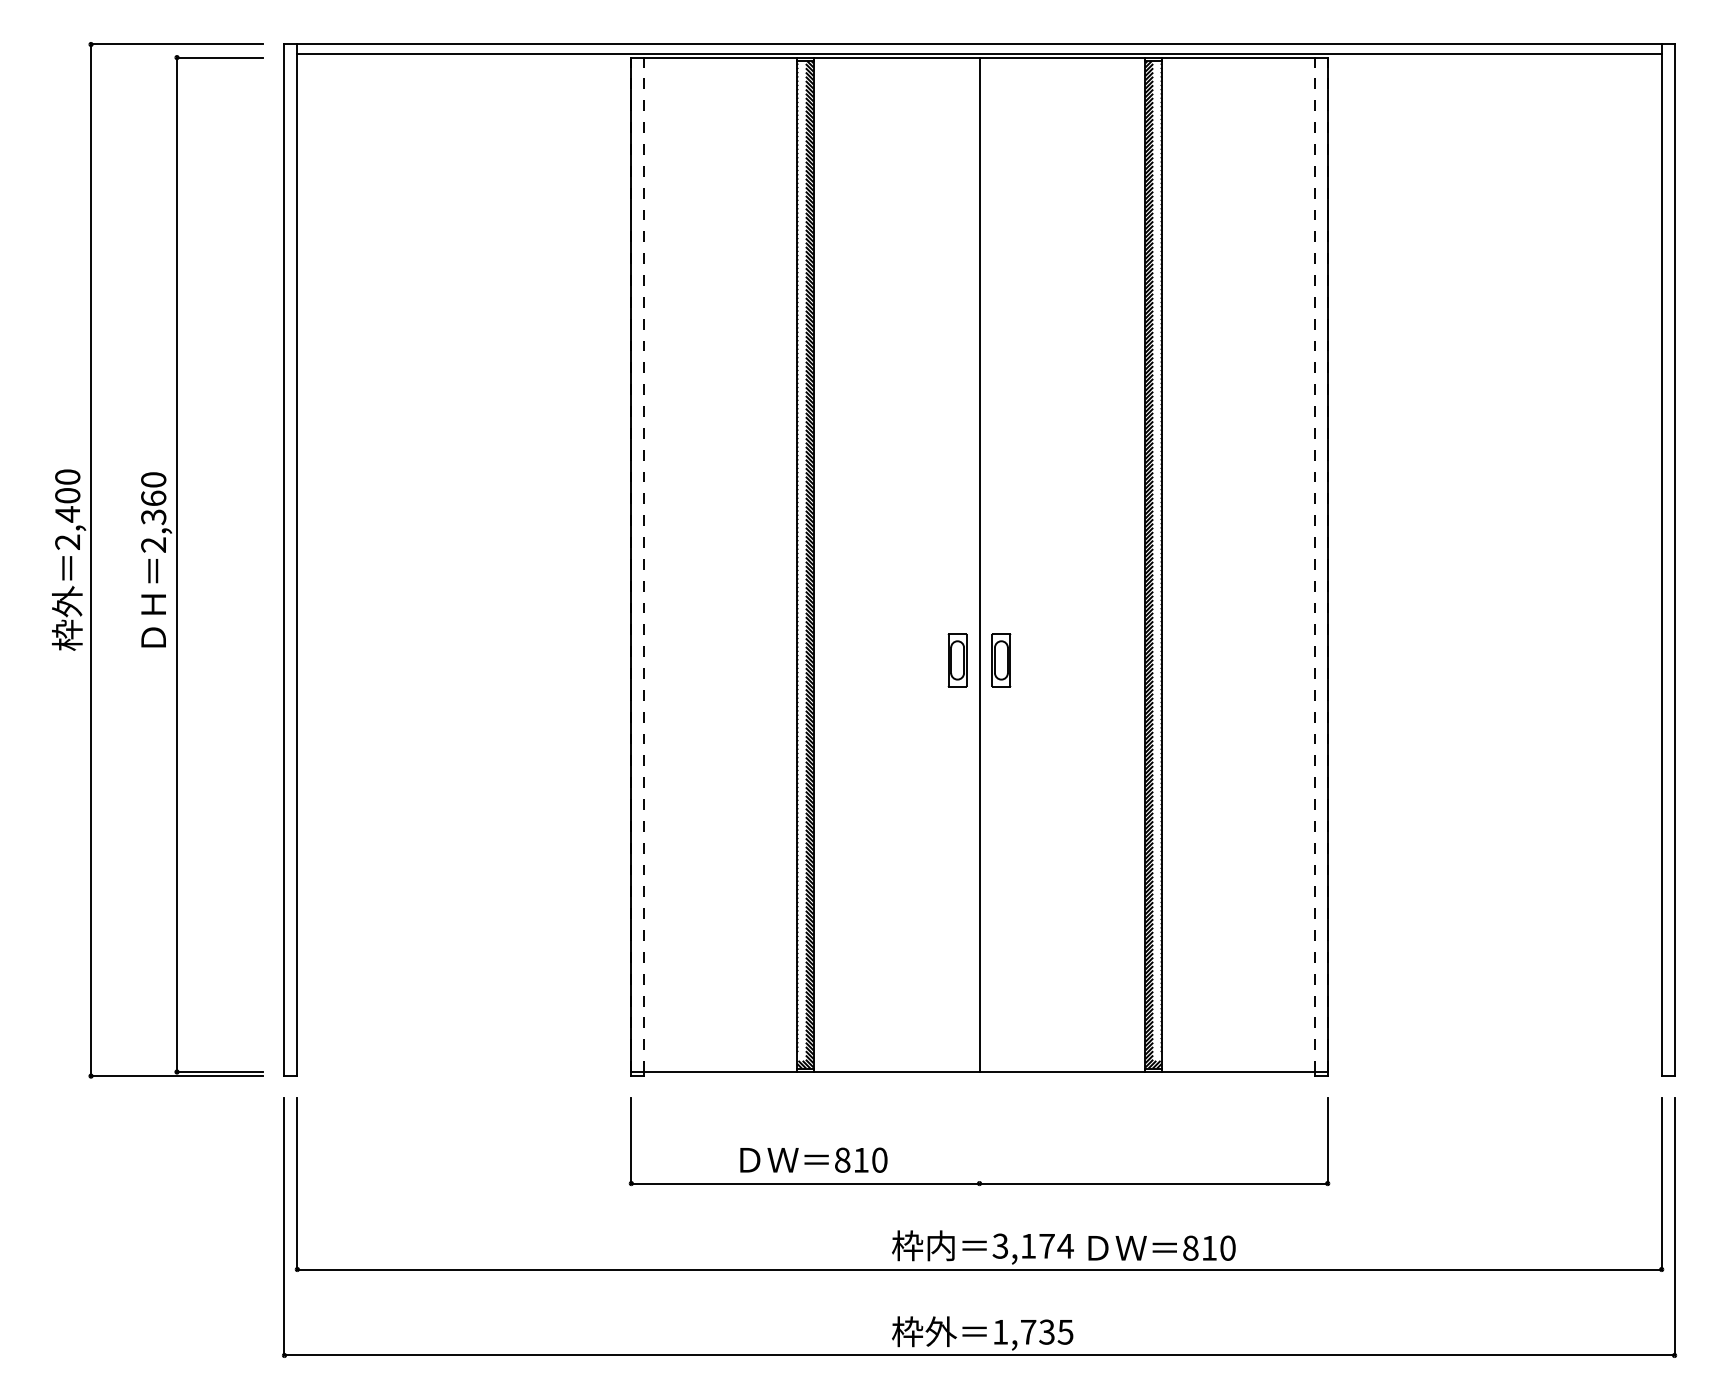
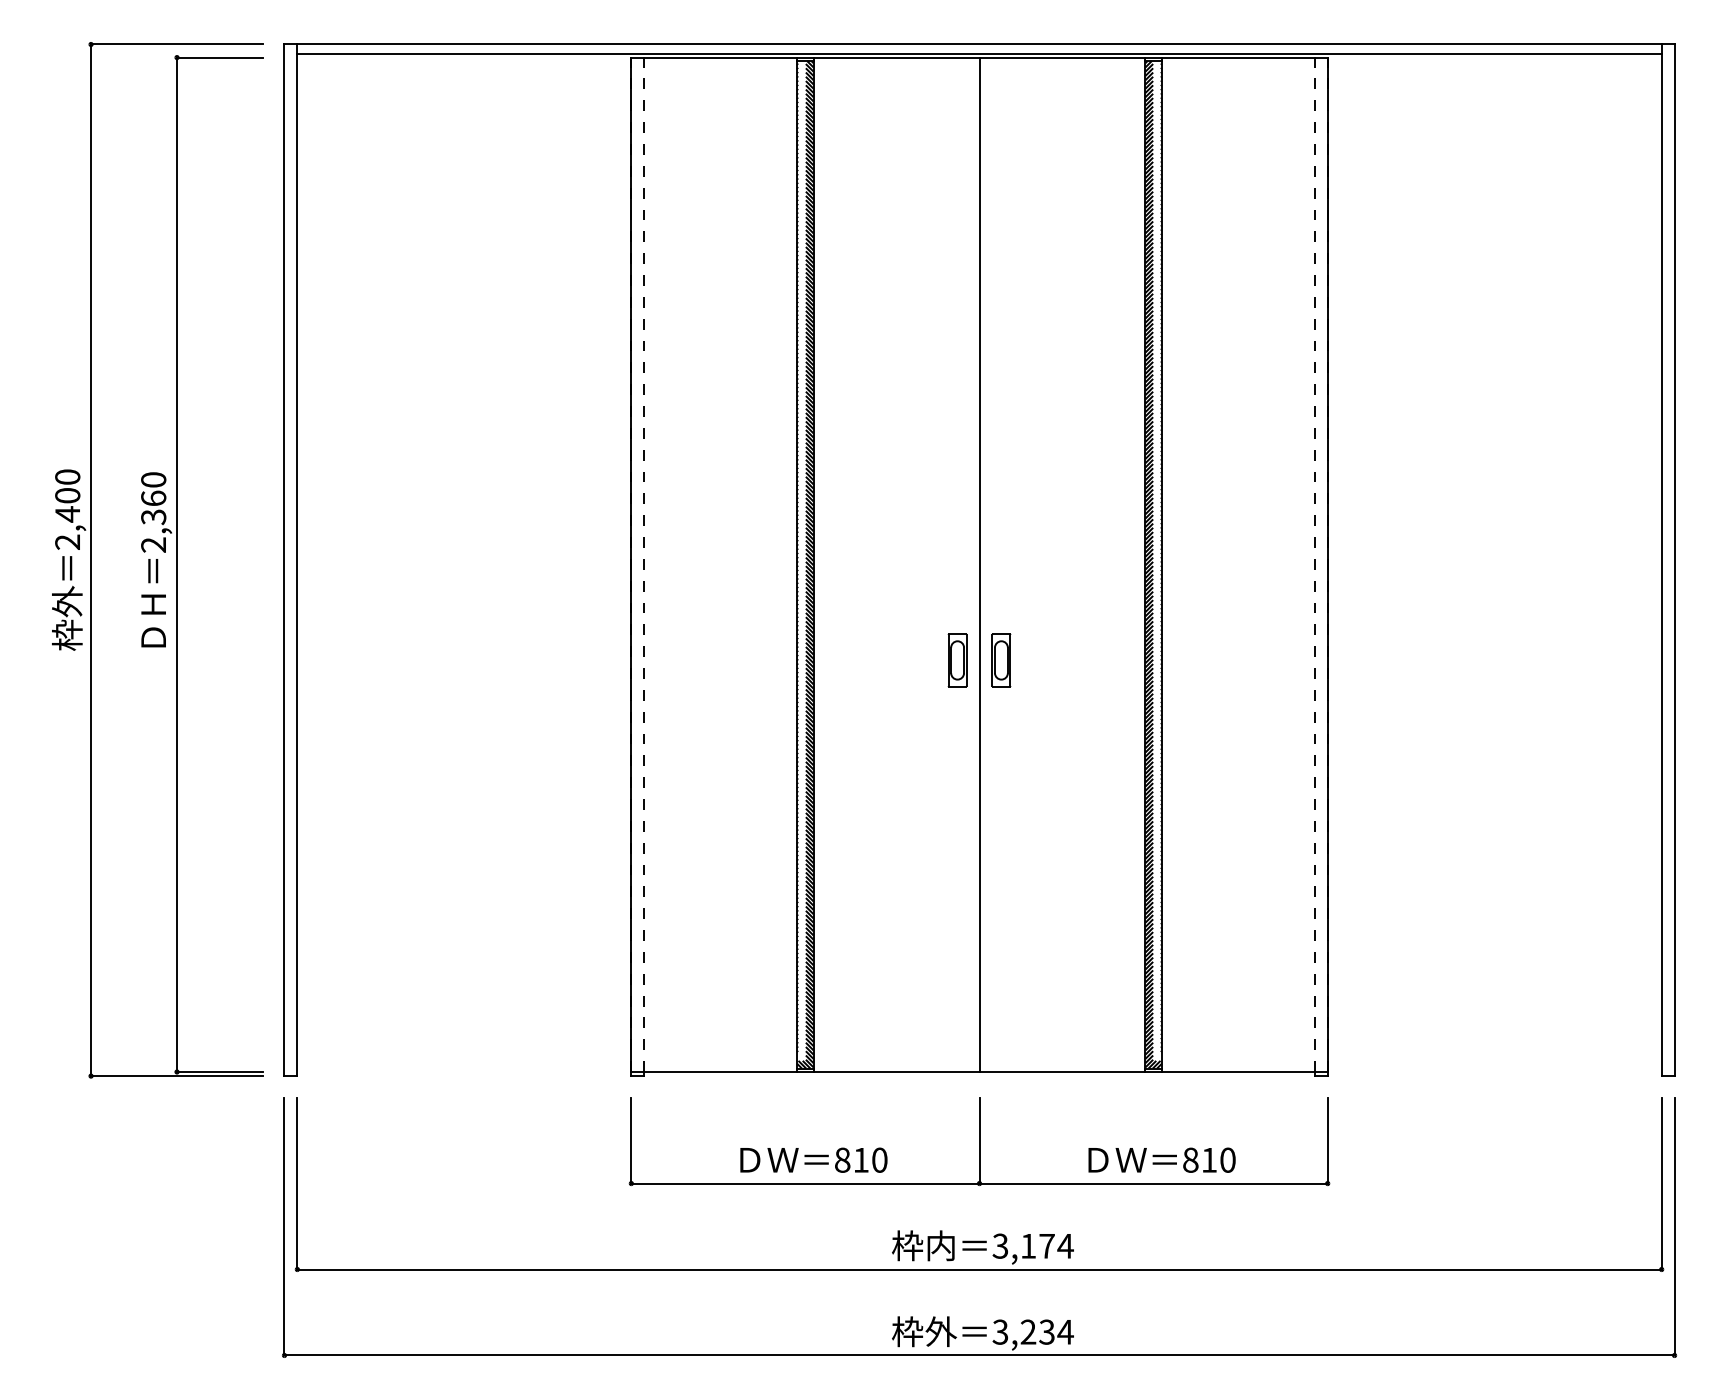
line: none -> present (979, 1140)
text position: (1161, 1247) -> (1161, 1159) (1161, 1159)
text: 1,735 -> 3,234 (1032, 1331)
